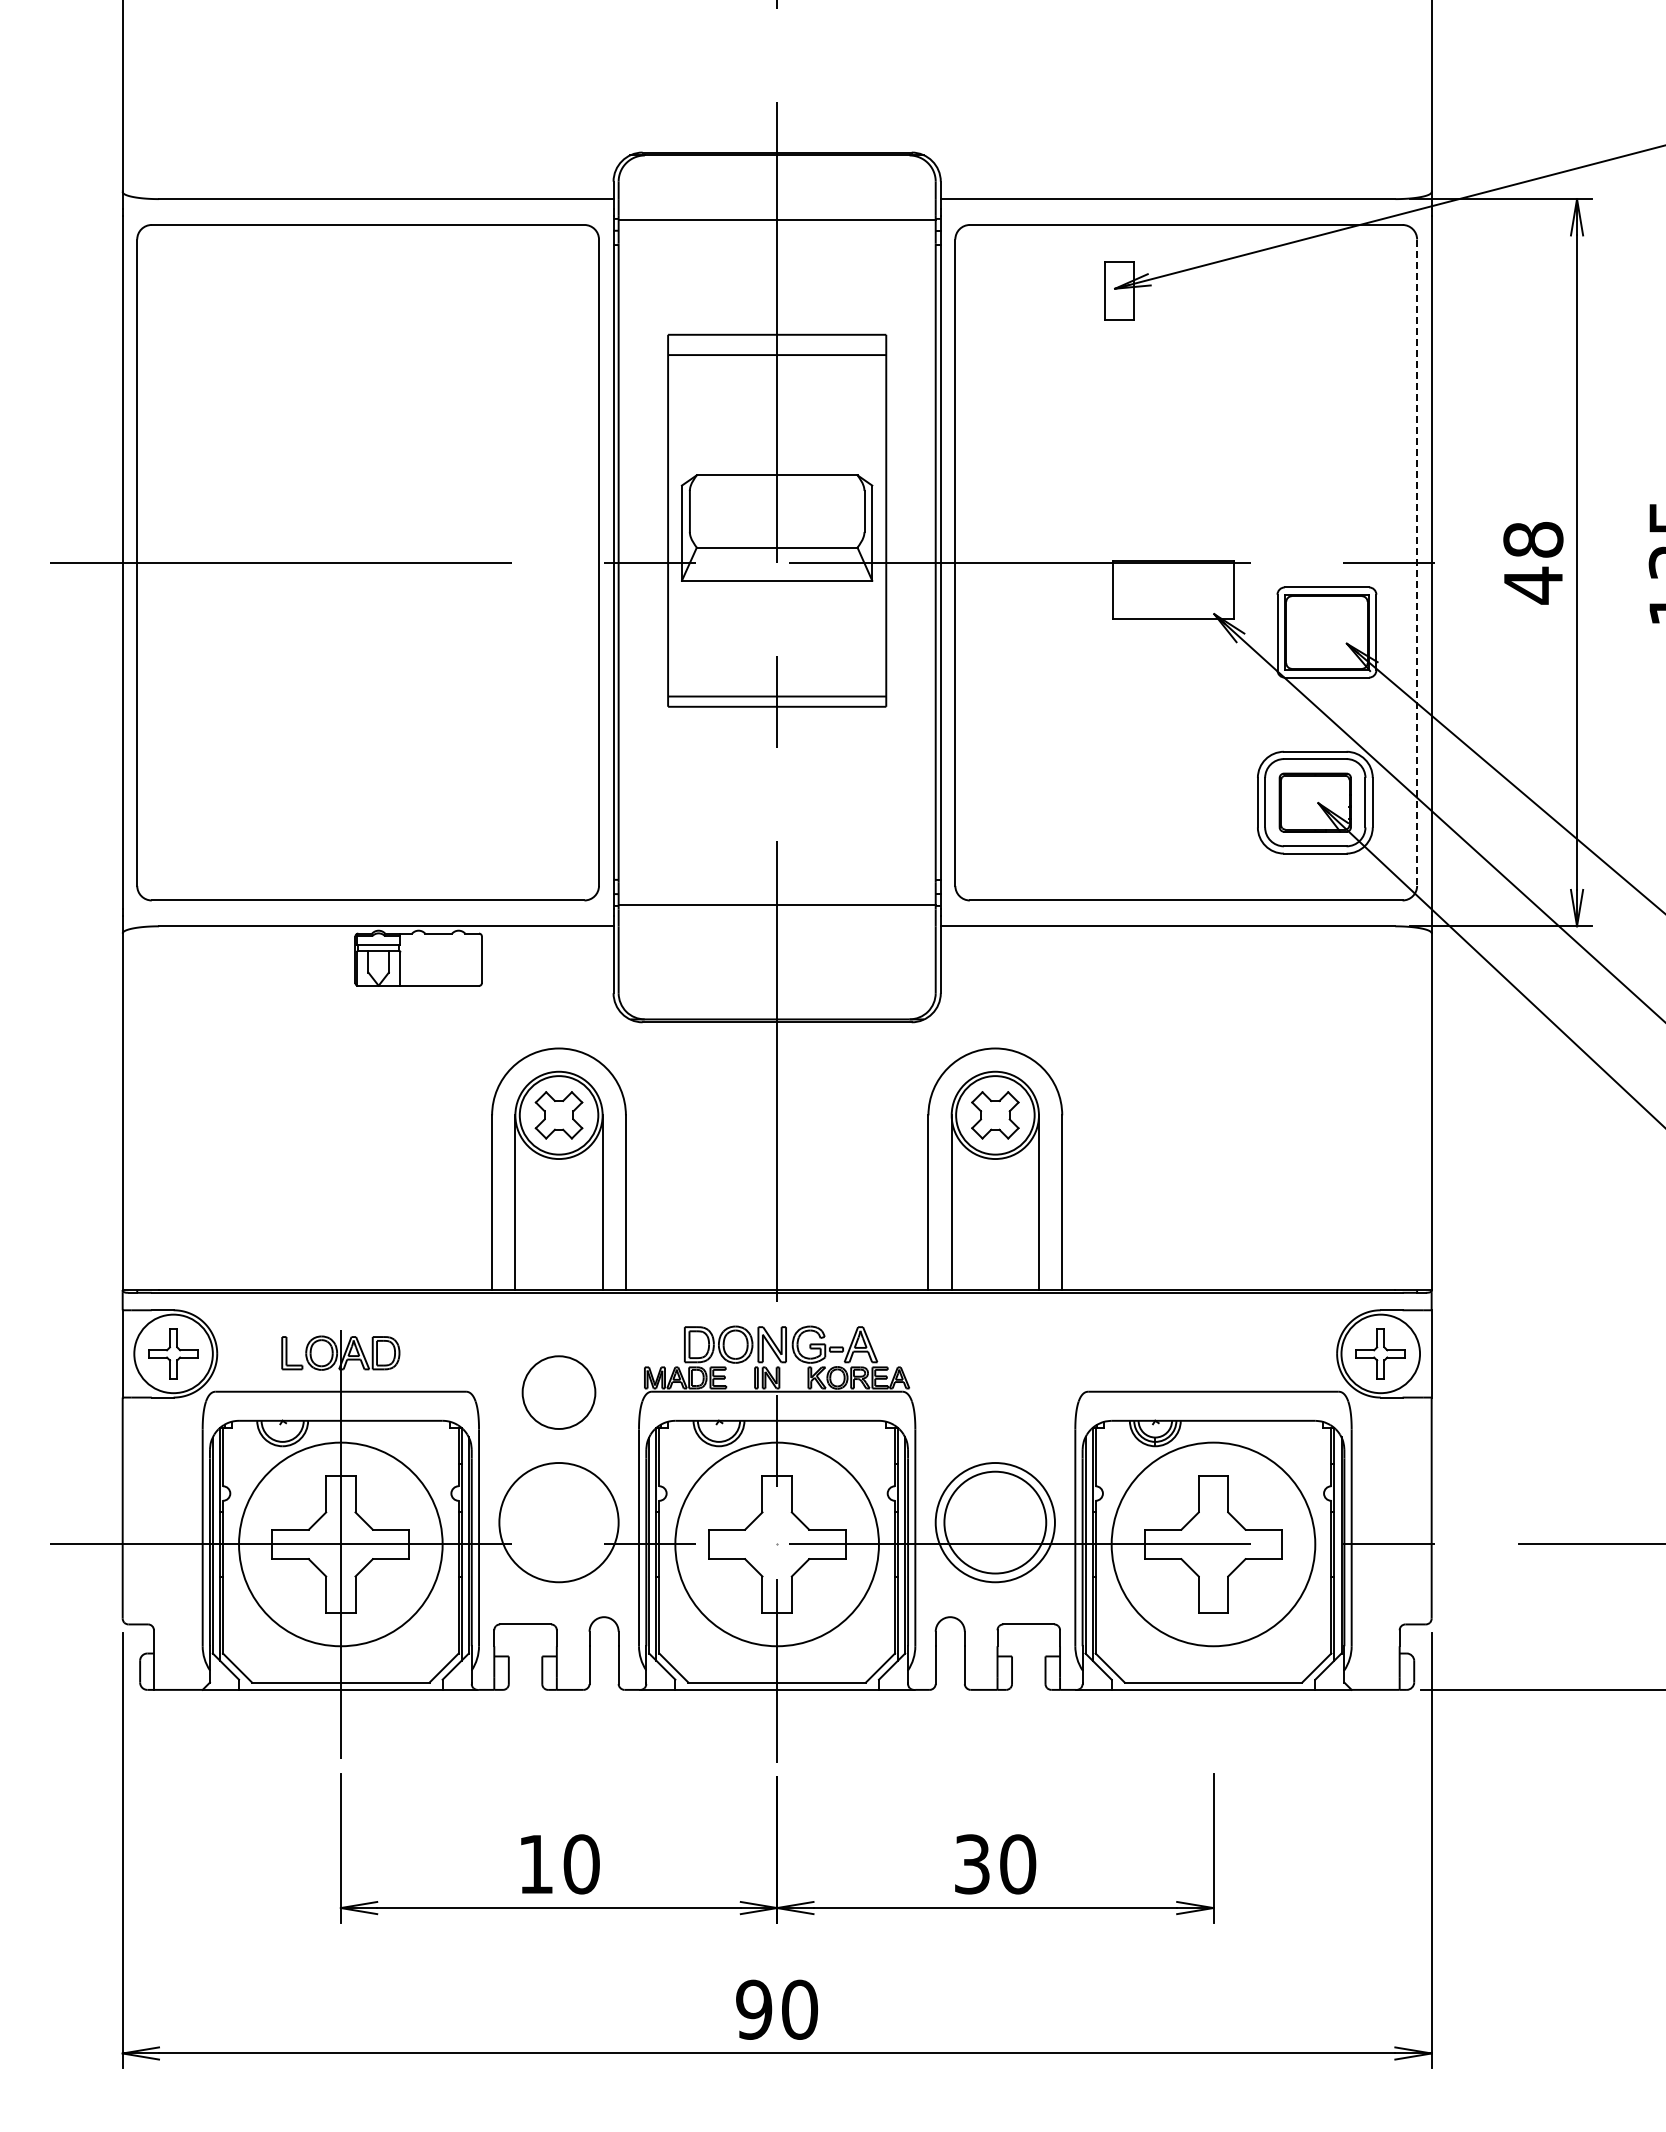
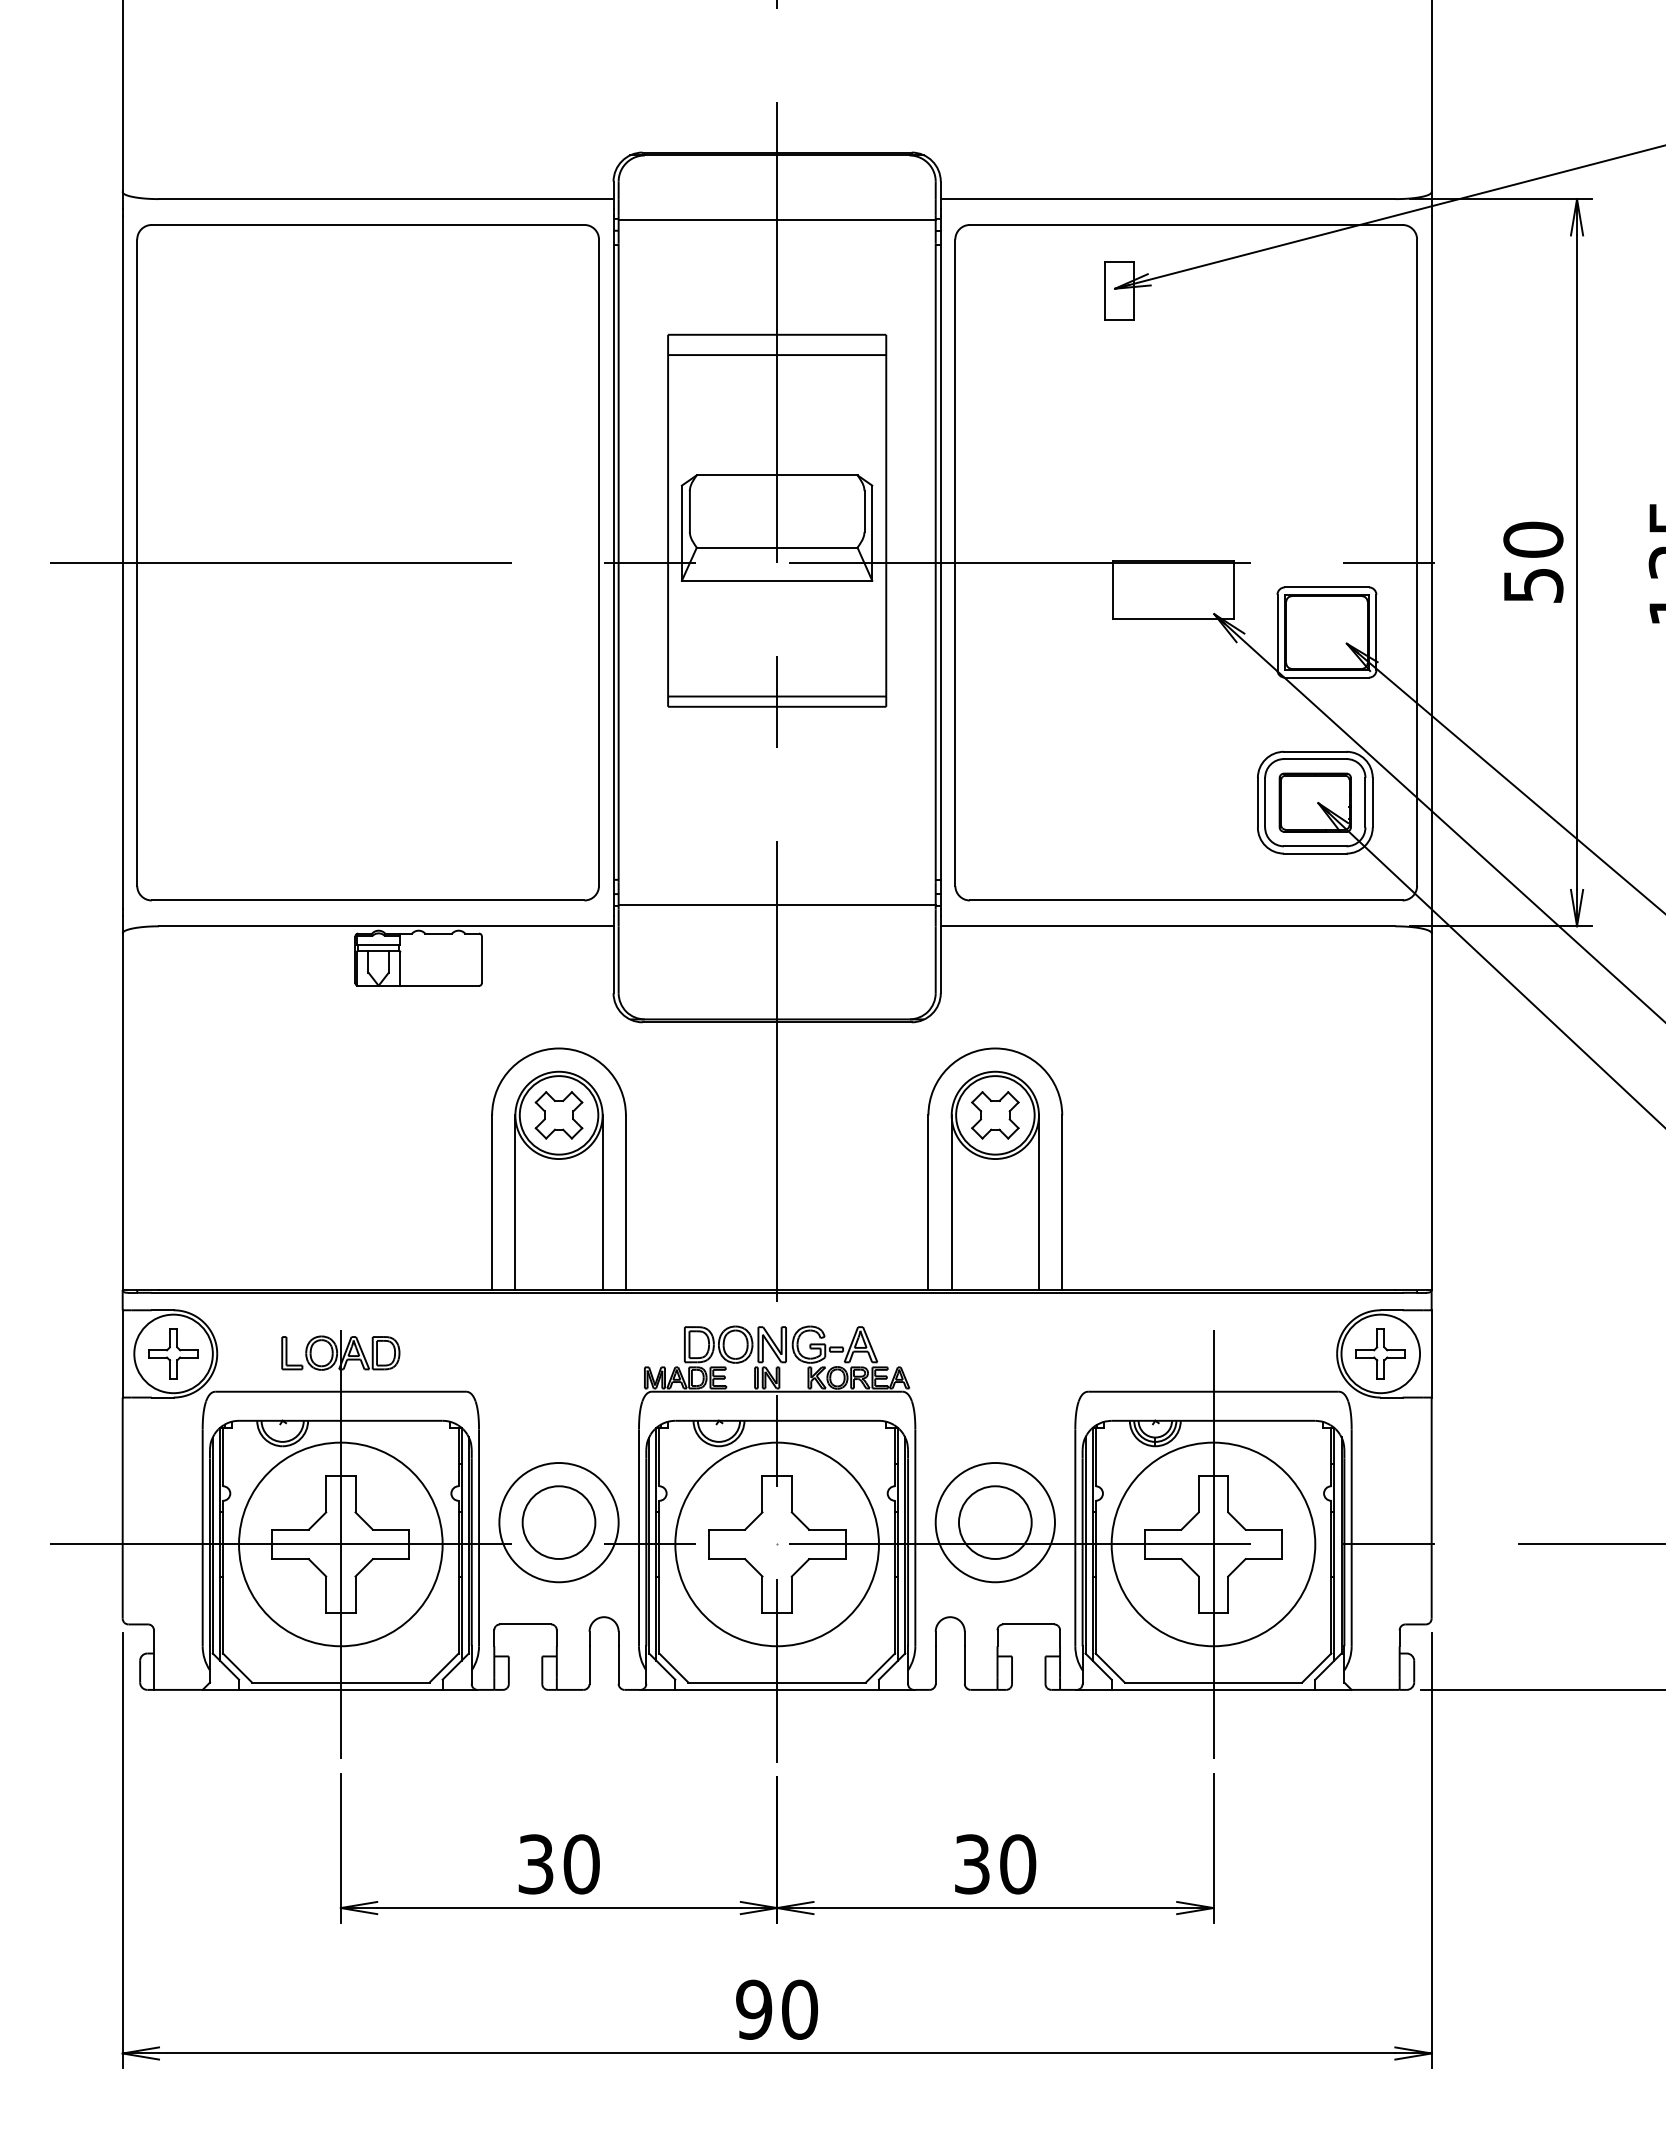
text: 48 -> 50 (1533, 562)
line: dashed -> solid (1417, 563)
circle position: (558, 1392) -> (558, 1522) (558, 1522)
circle diameter: 102 px -> 73 px (994, 1522)
line: none -> present (1213, 1543)
text: 10 -> 30 (535, 1864)
